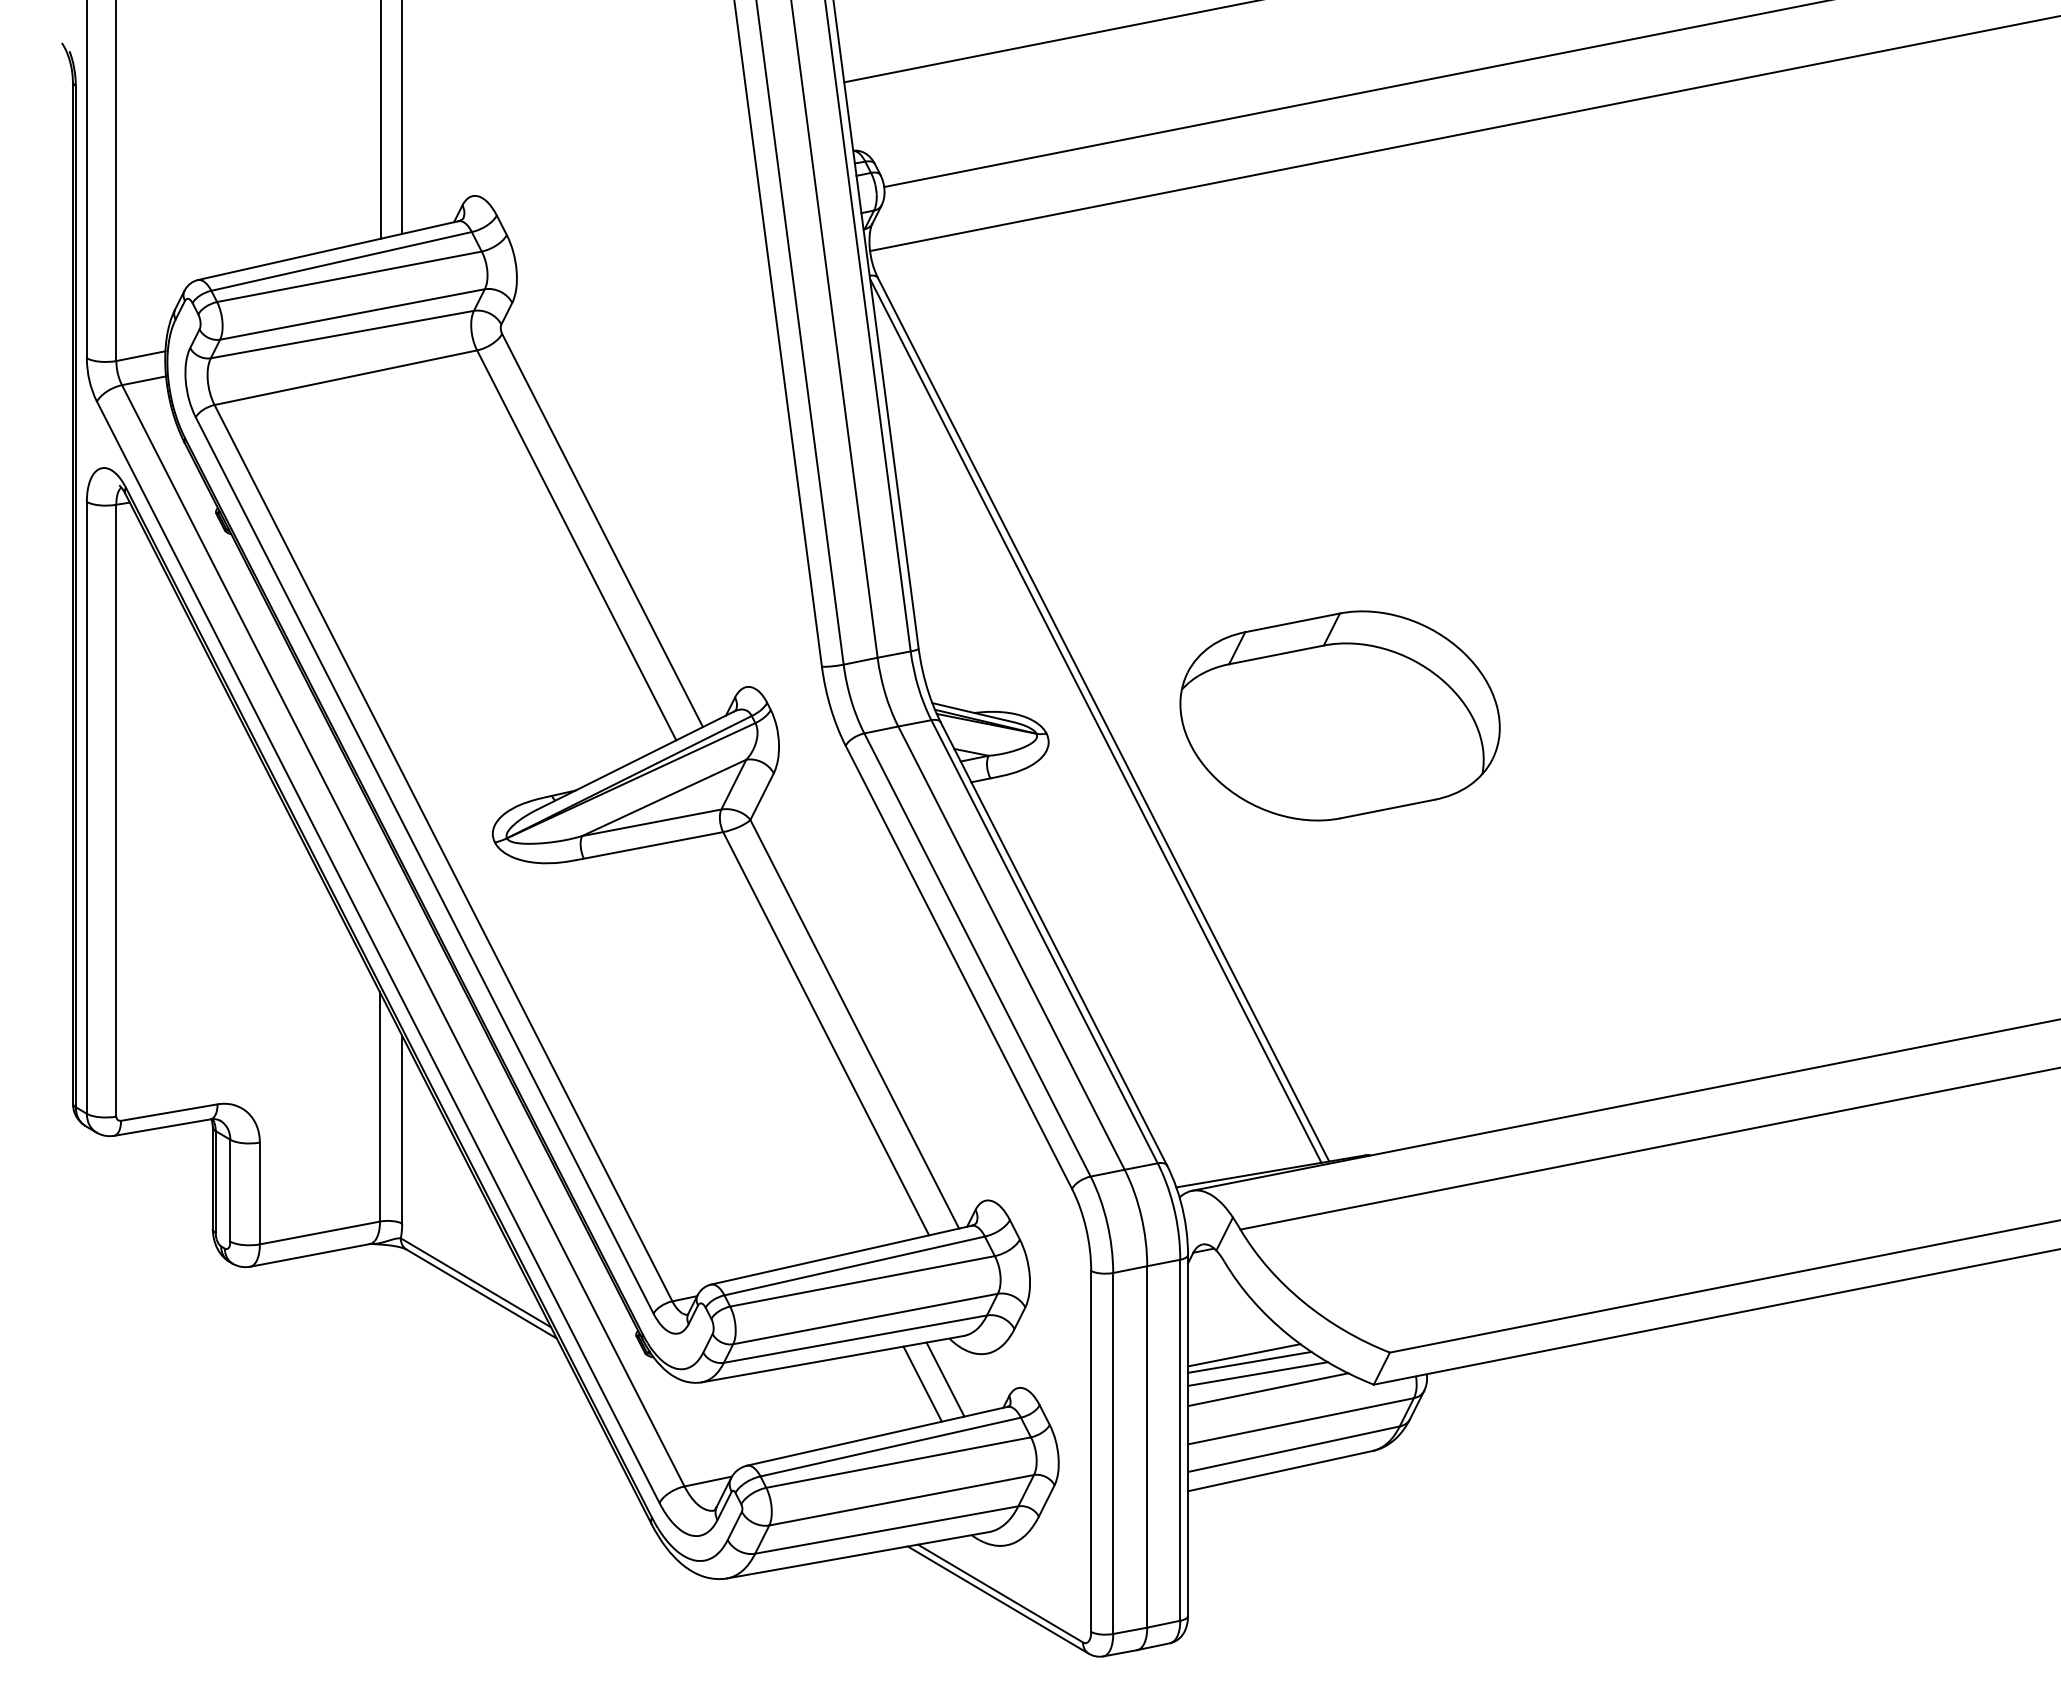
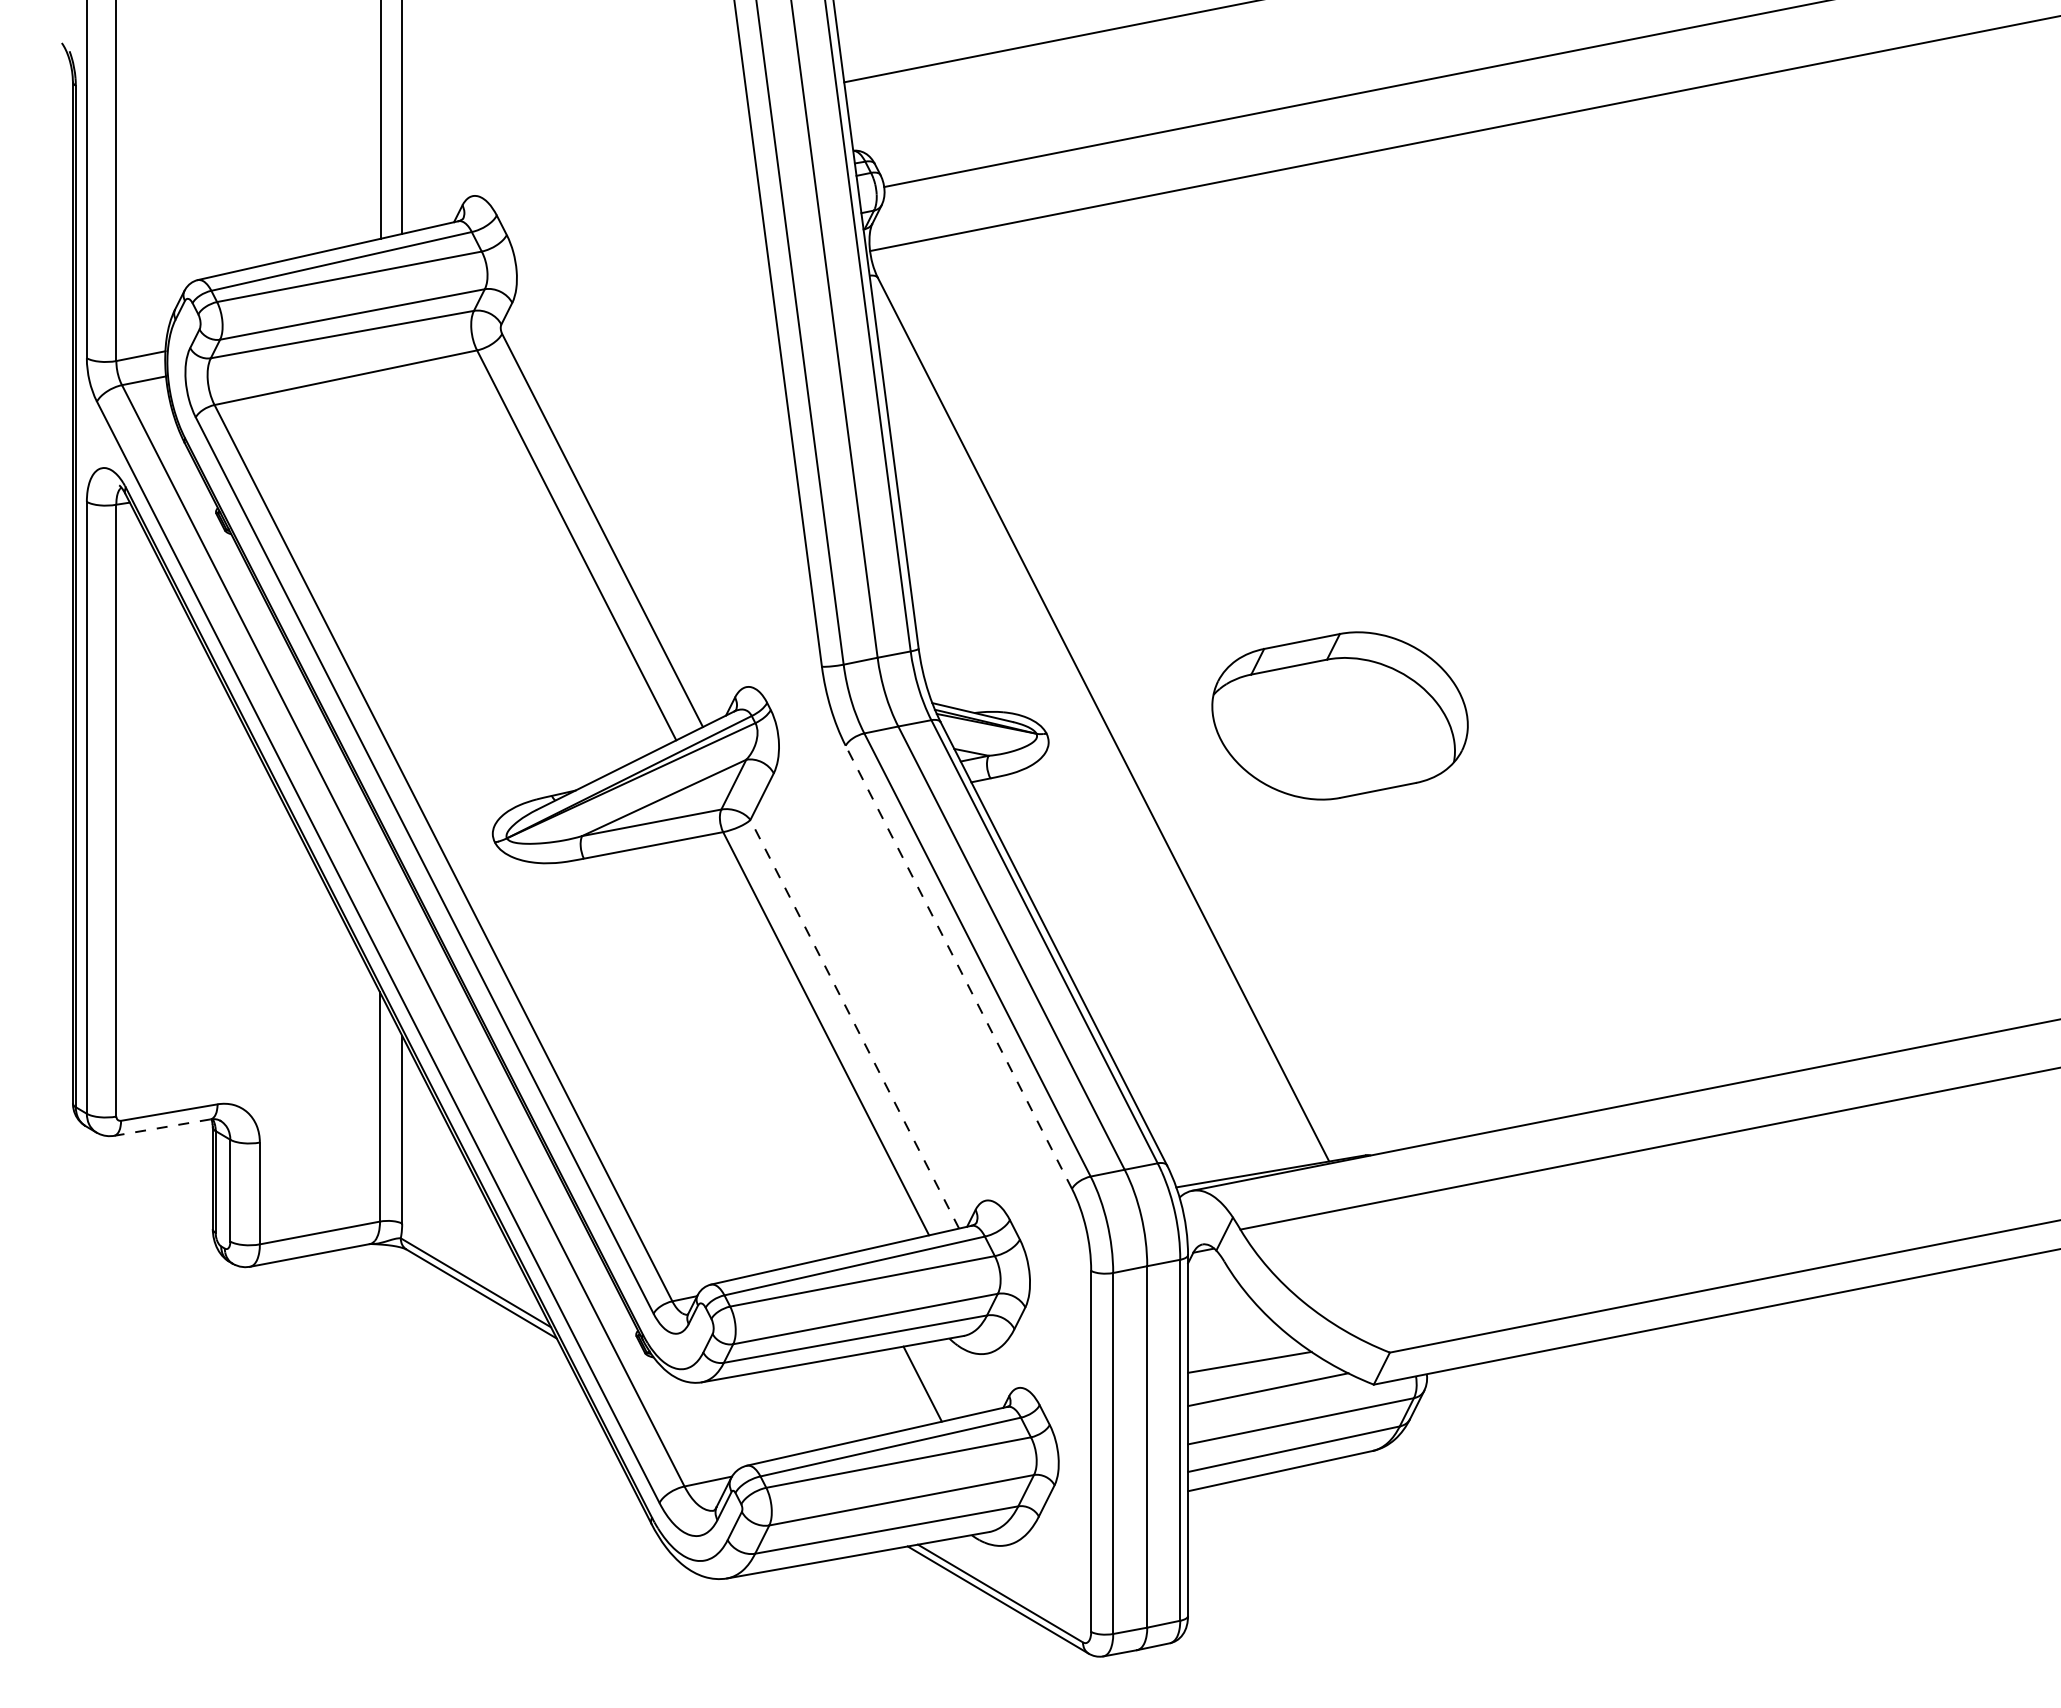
part size: 322x212 px -> 258x170 px (1339, 715)
line: present -> none (1095, 720)
line: solid -> dashed (958, 967)
line: solid -> dashed (854, 1023)
line: solid -> dashed (162, 1127)
line: present -> none (1244, 1355)
line: present -> none (1258, 1373)
line: present -> none (945, 1379)
